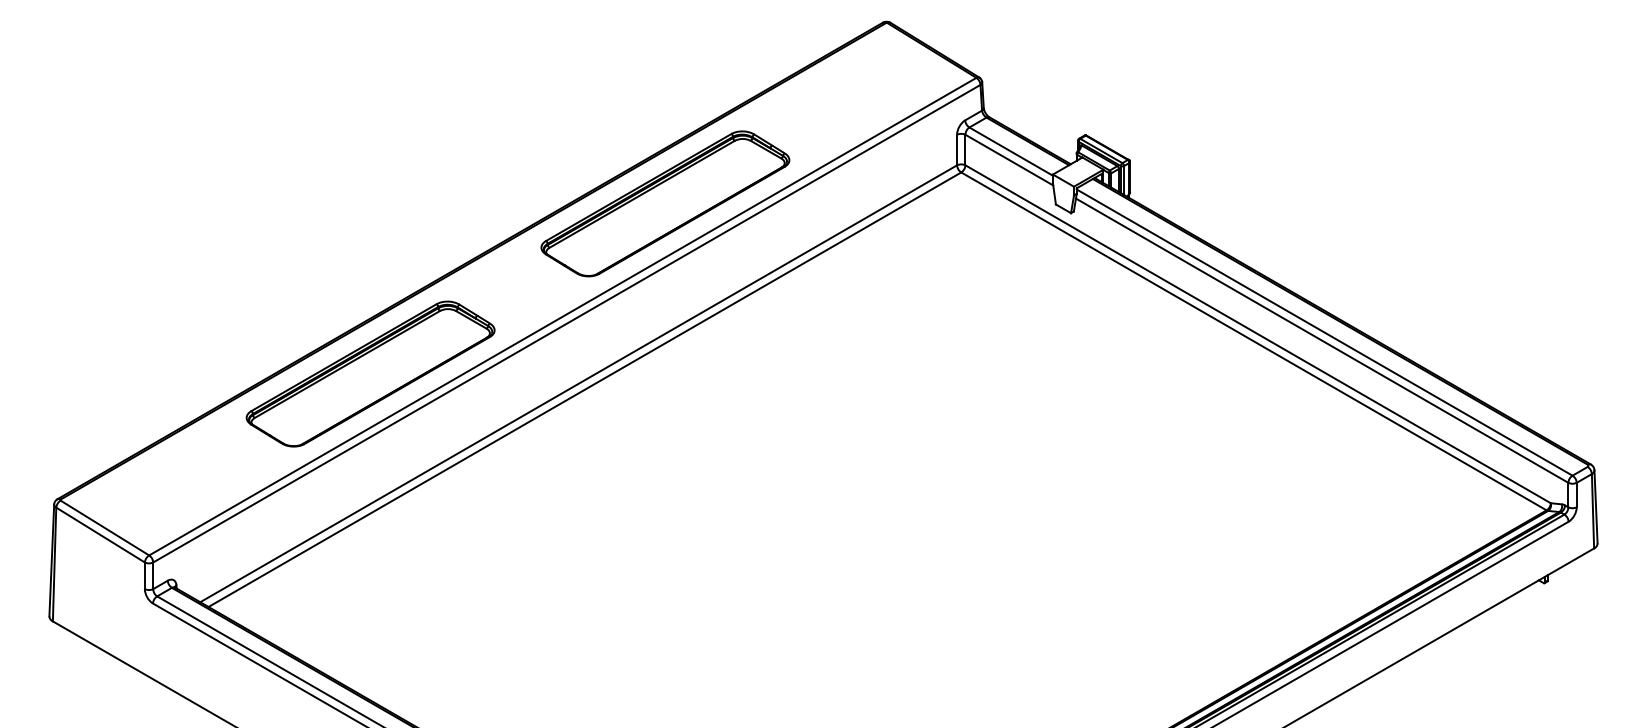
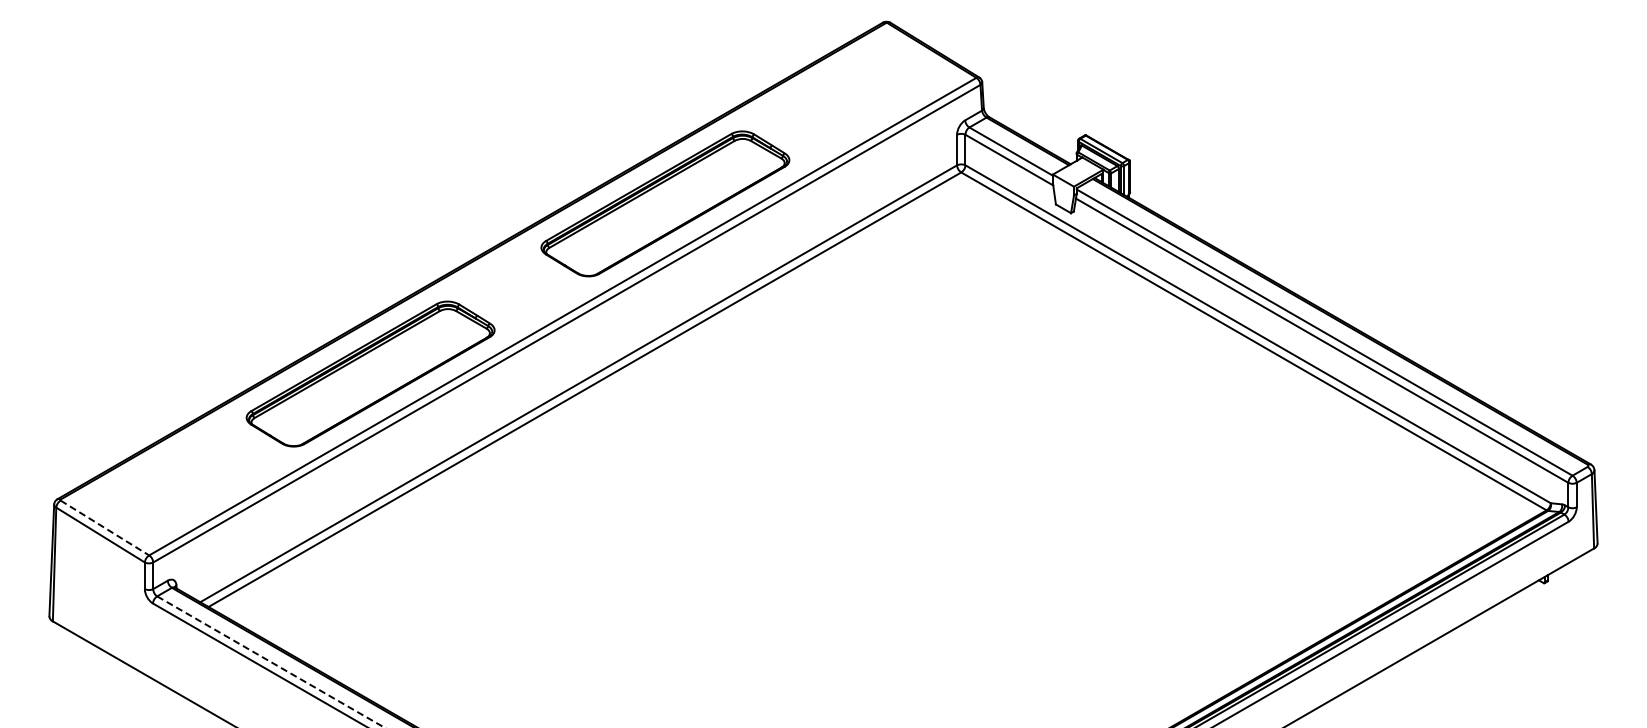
line: solid -> dashed (105, 528)
line: solid -> dashed (271, 662)
